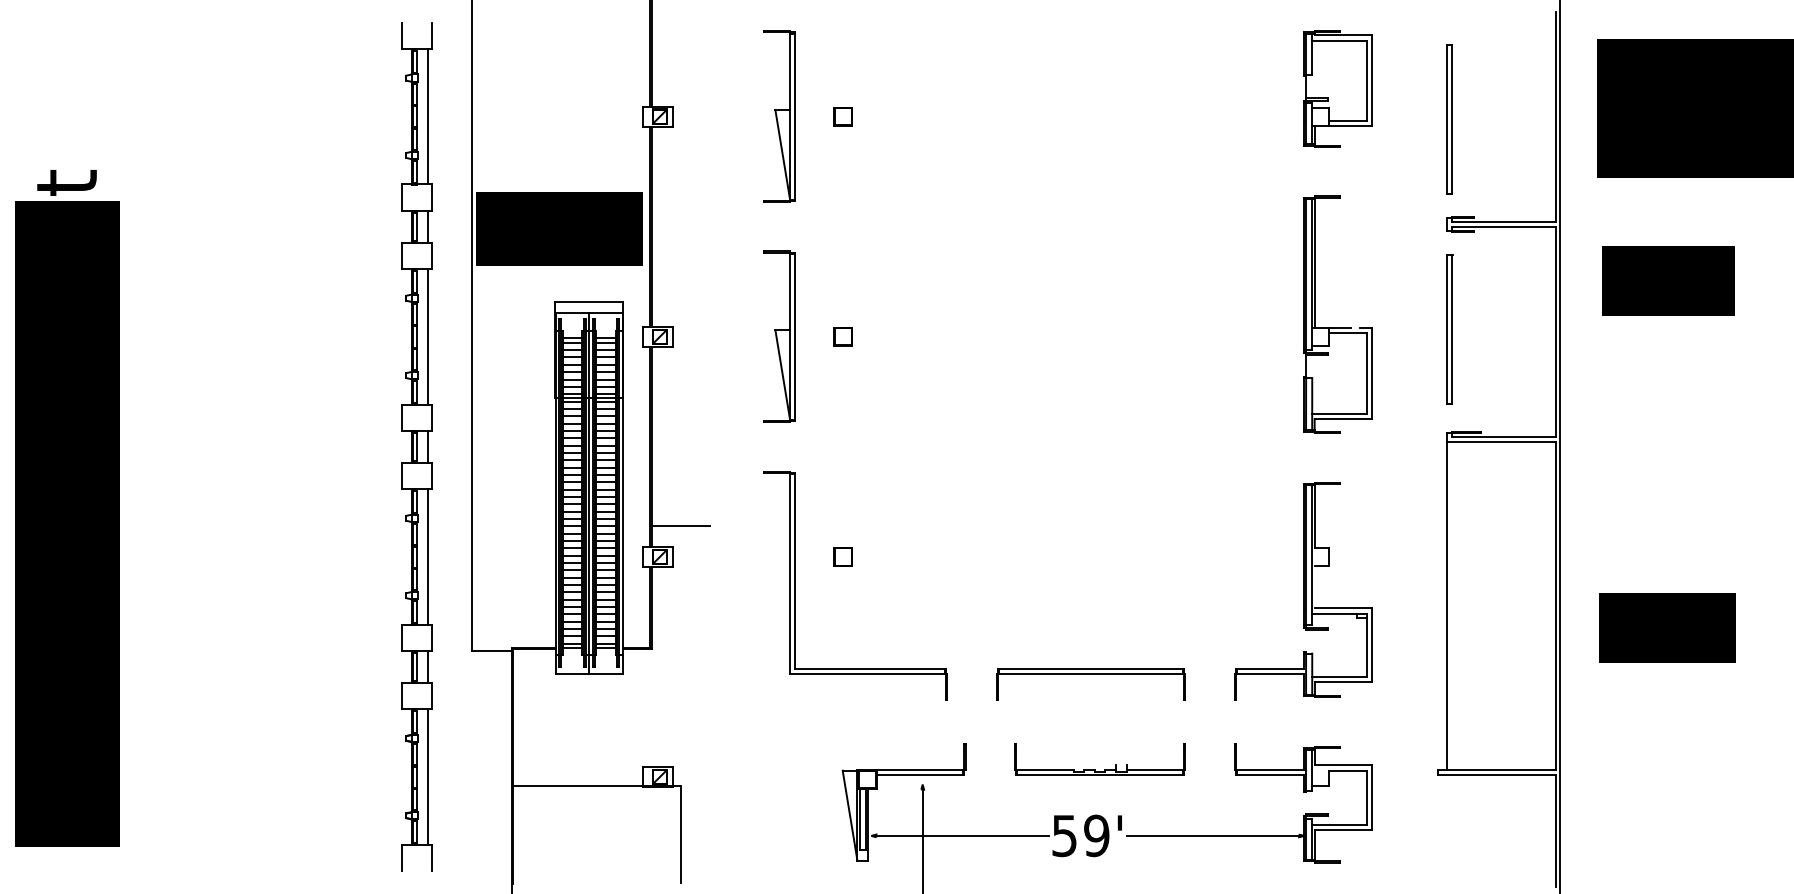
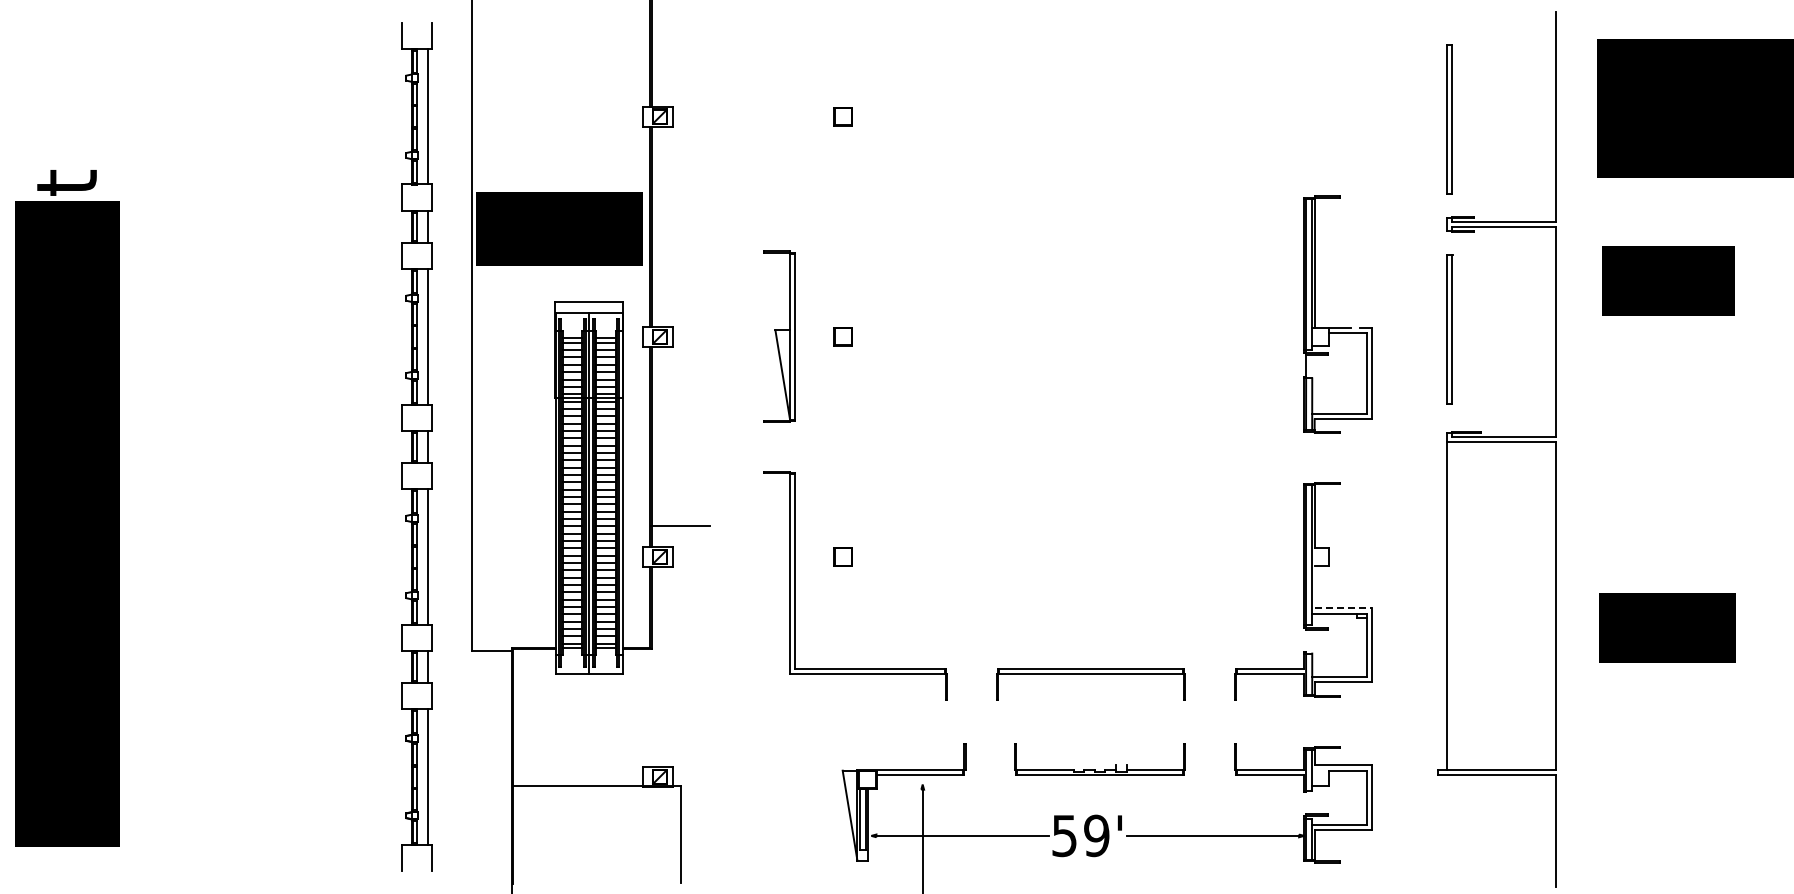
part: present -> none (1337, 88)
part: present -> none (779, 116)
line: present -> none (1560, 446)
line: solid -> dashed (1343, 608)
